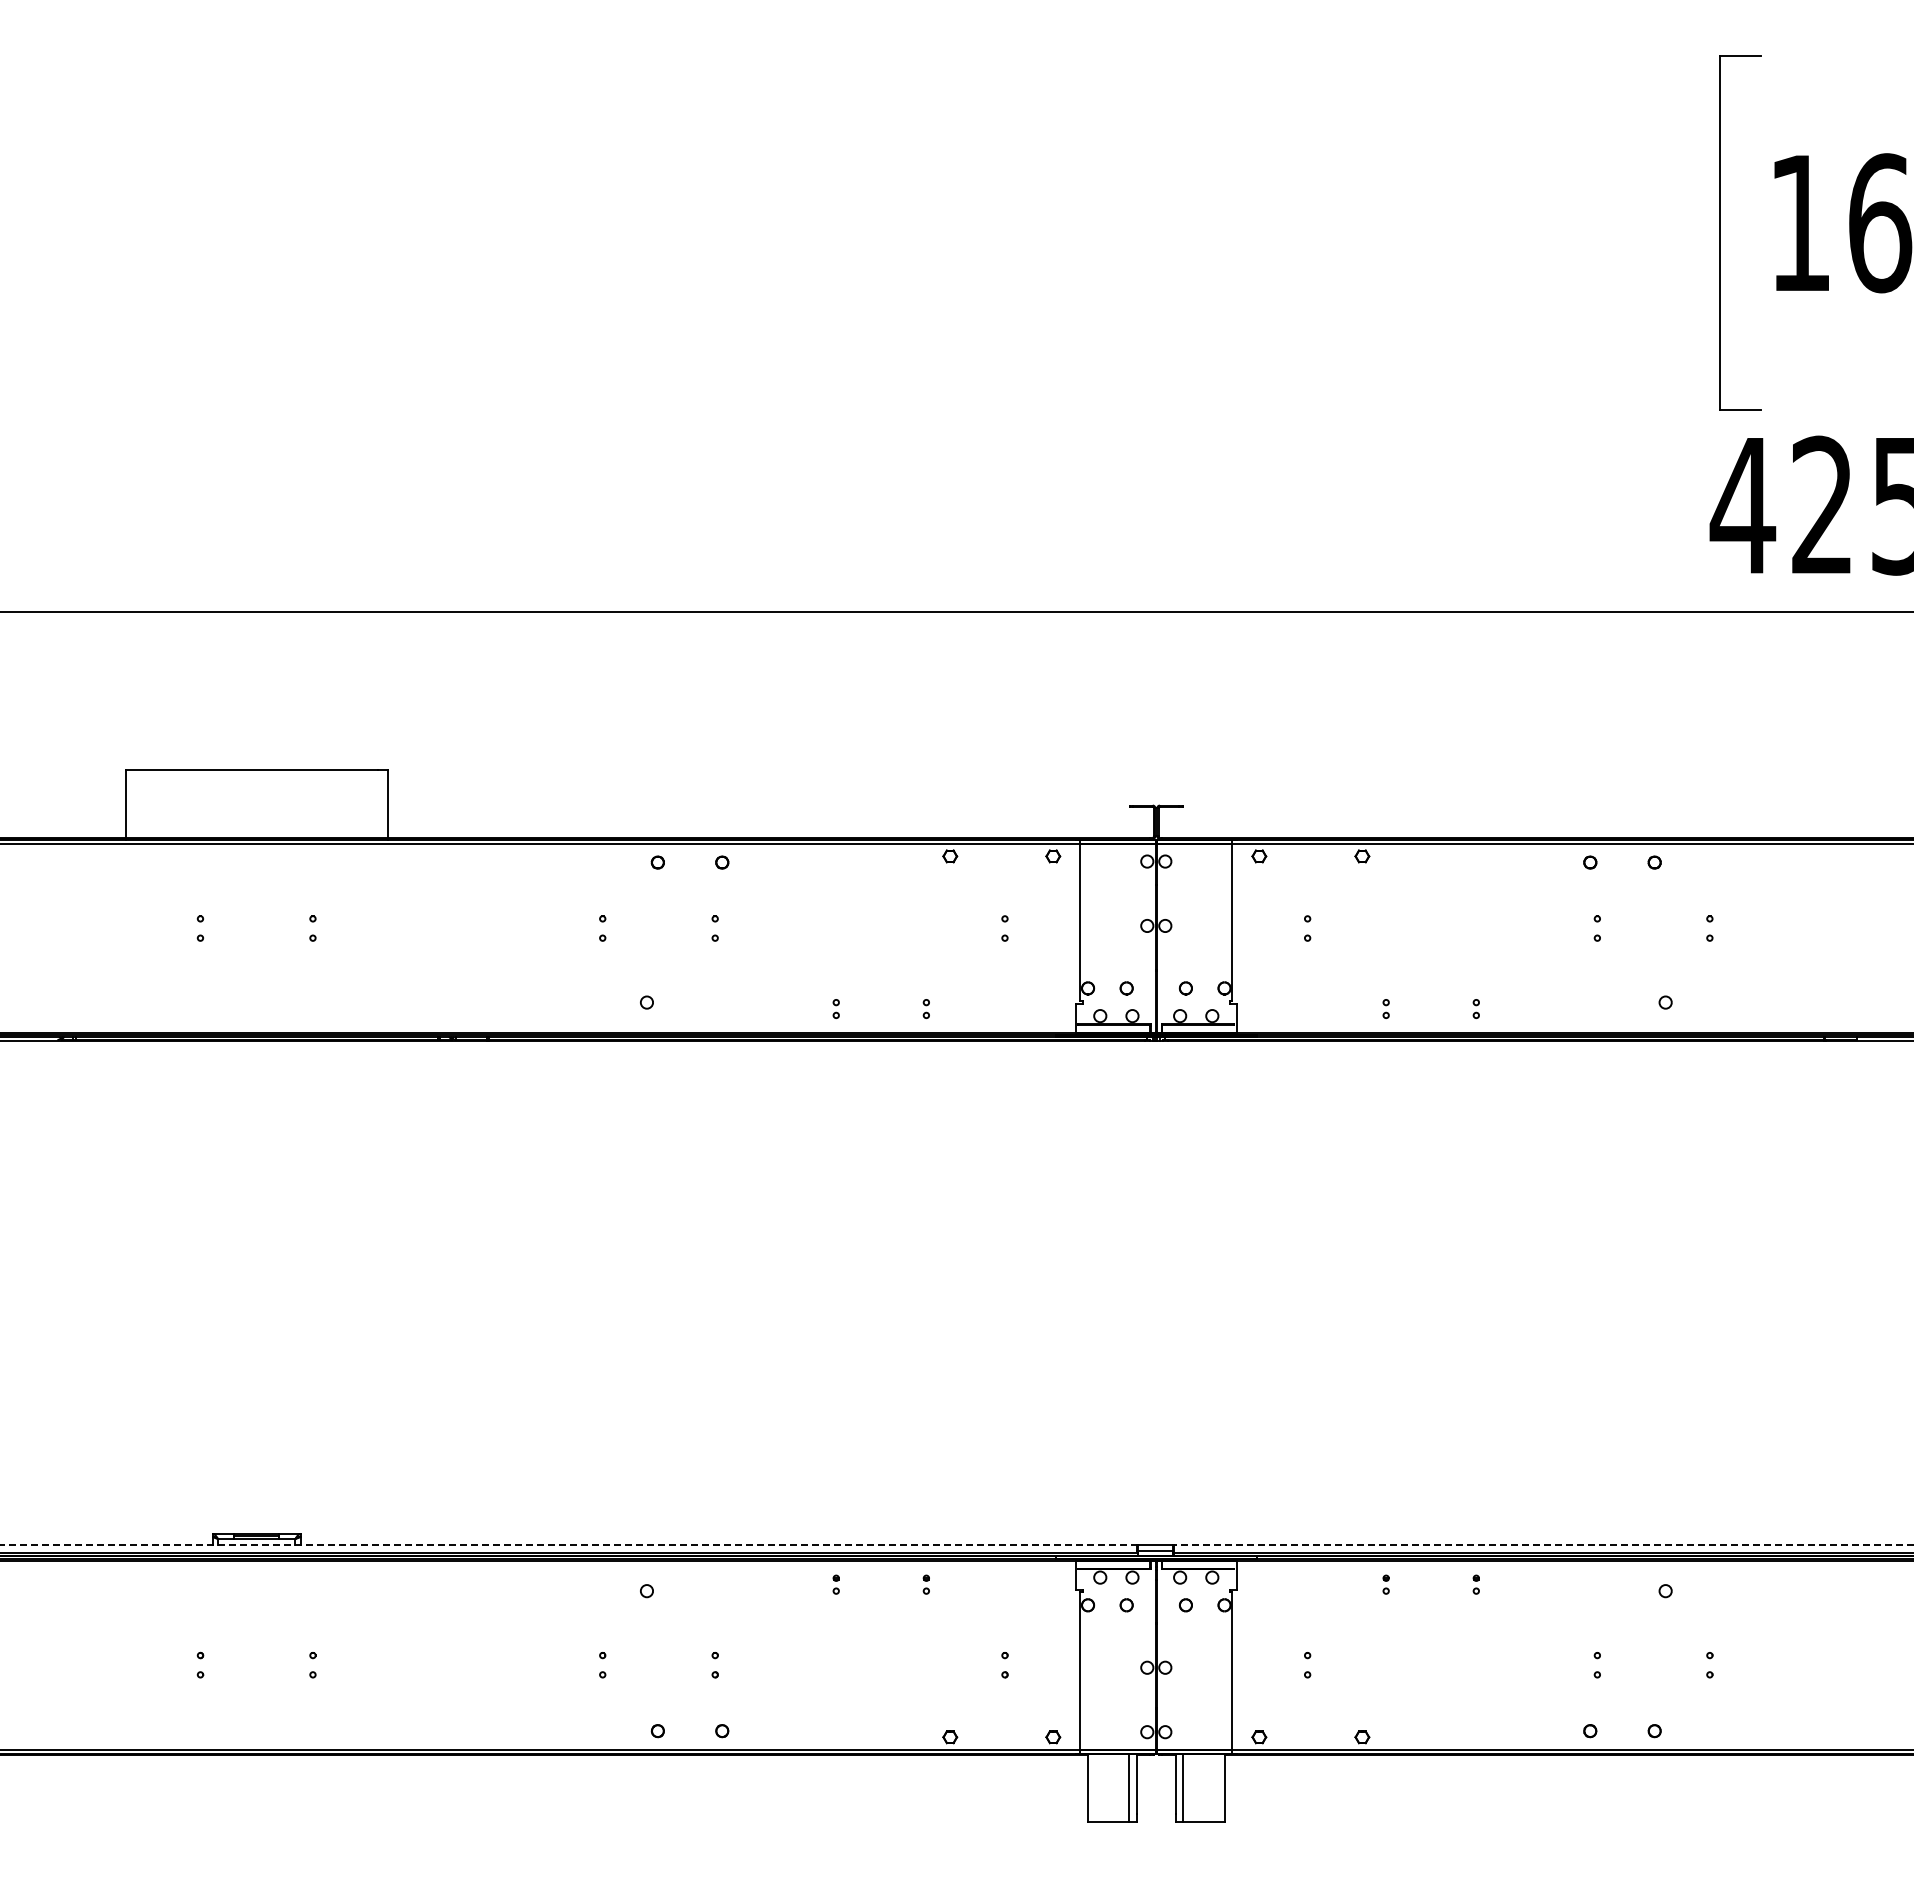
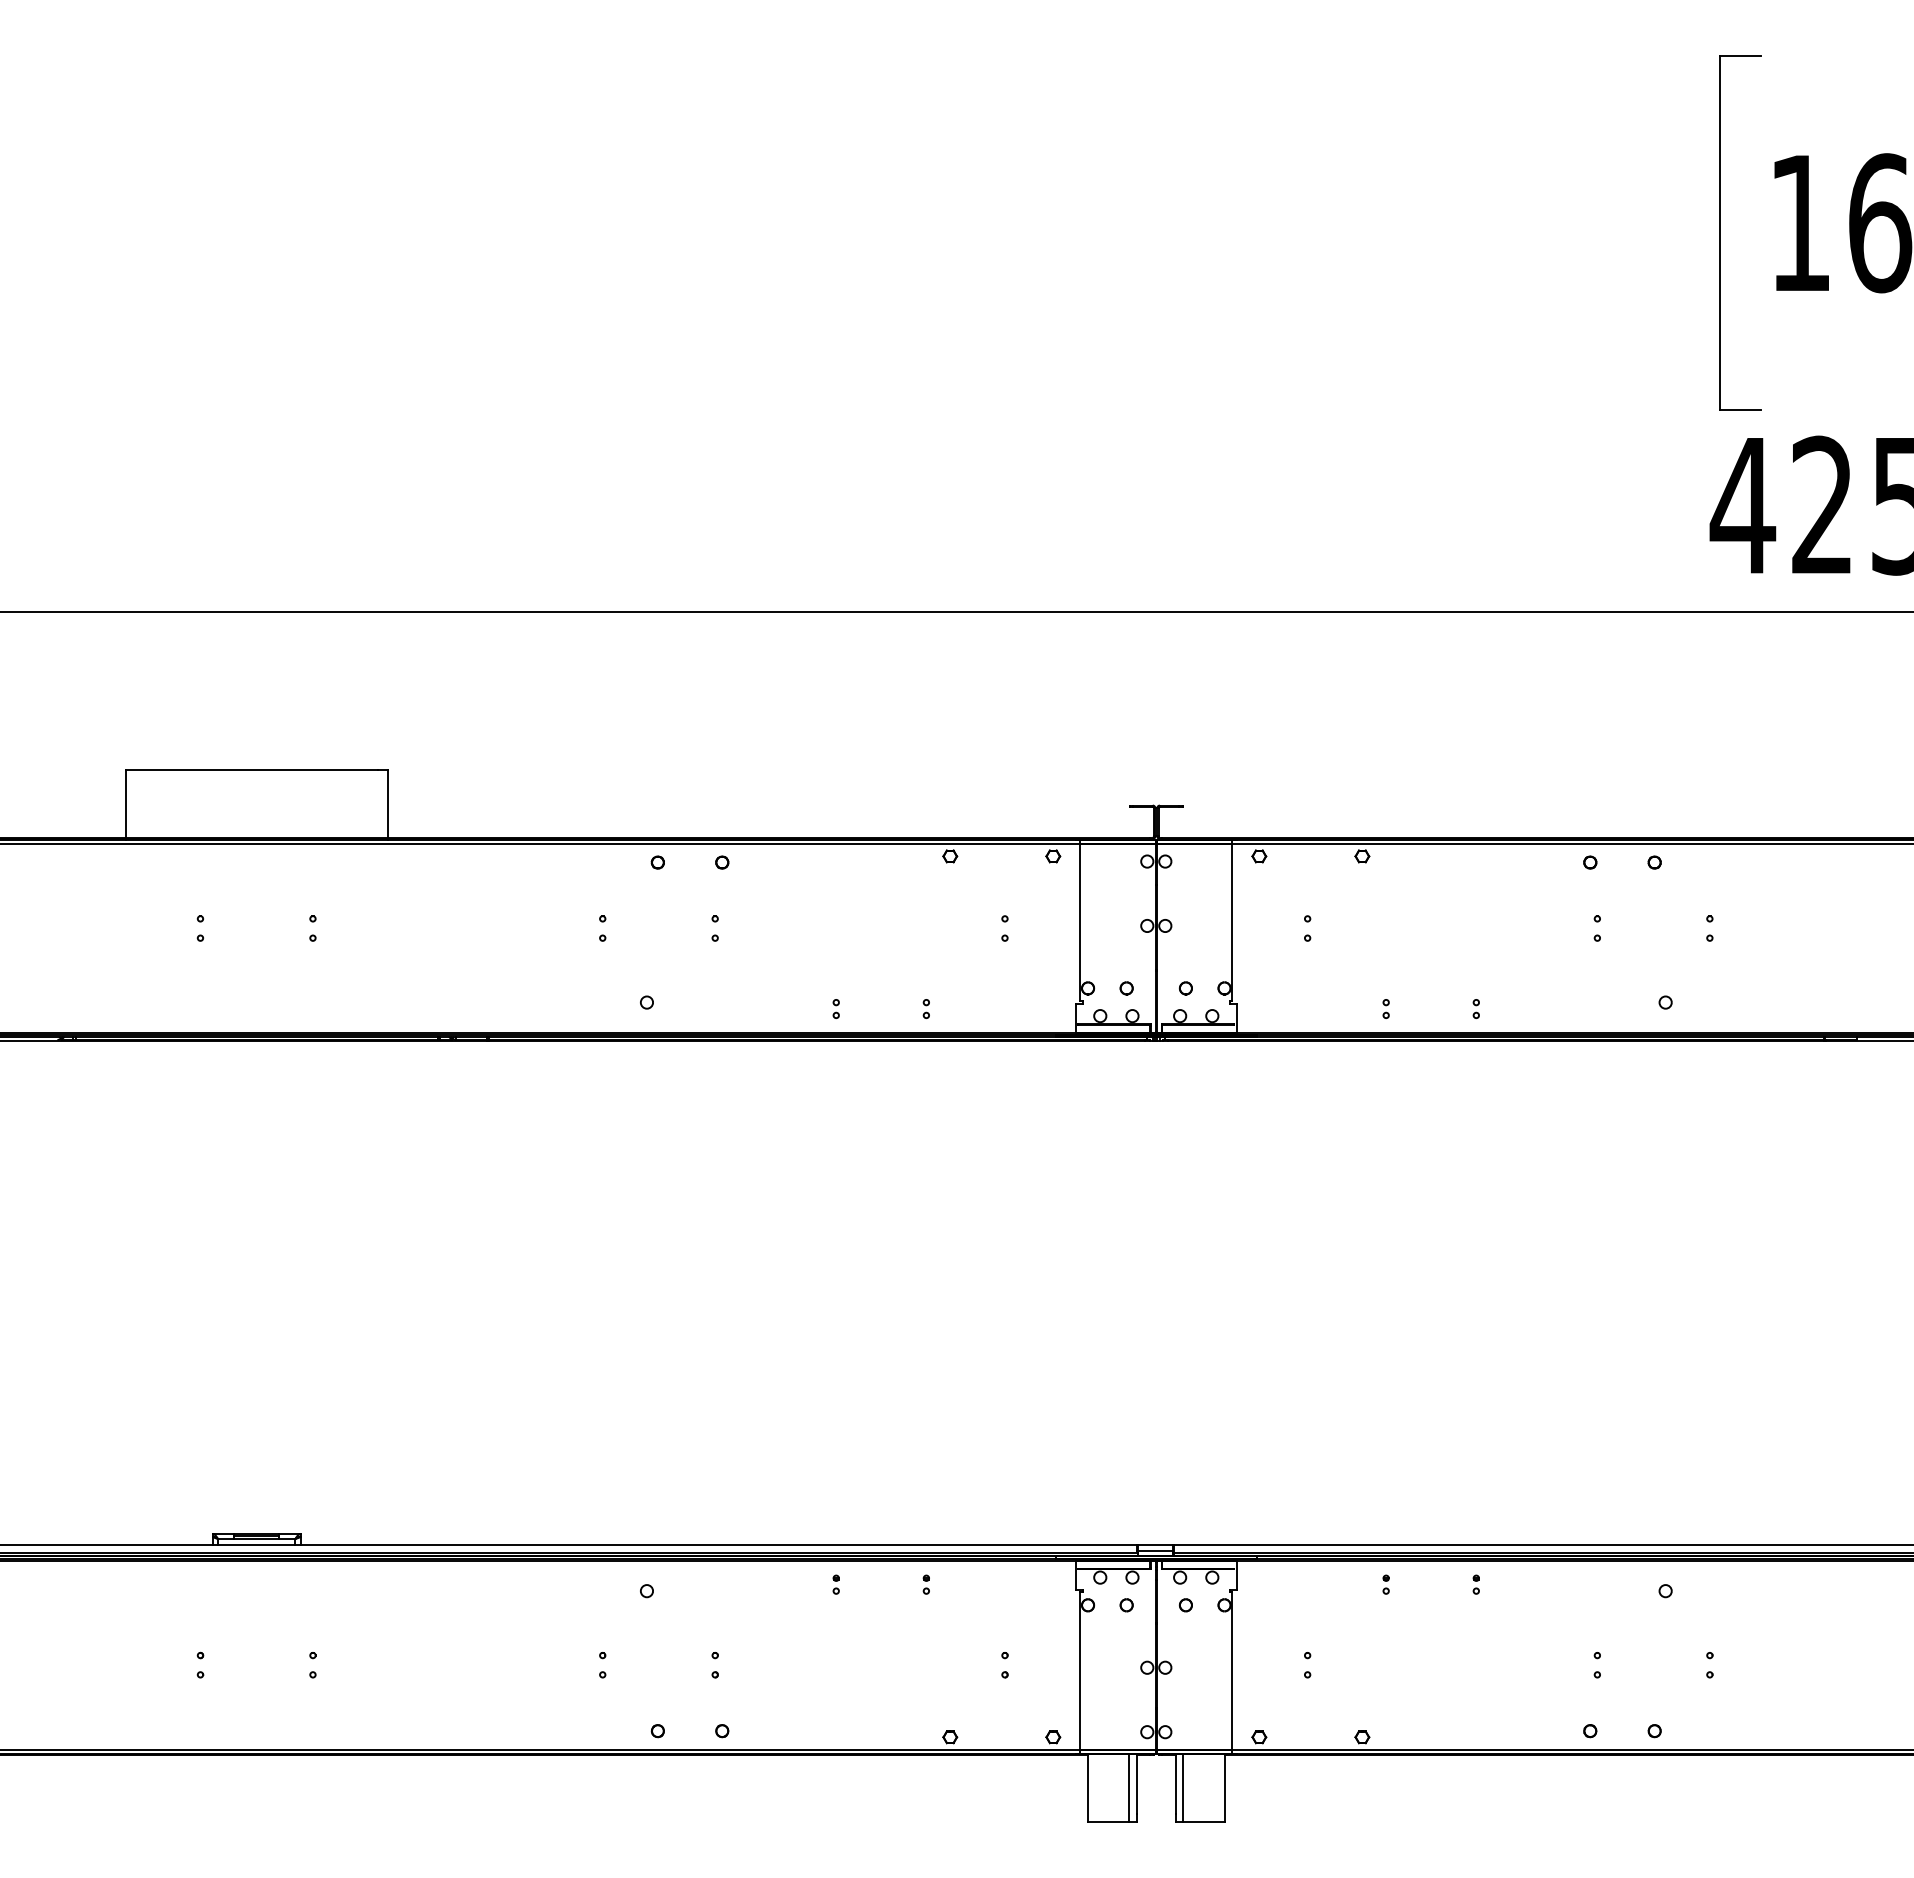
line: dashed -> solid (569, 1545)
line: dashed -> solid (1544, 1545)
